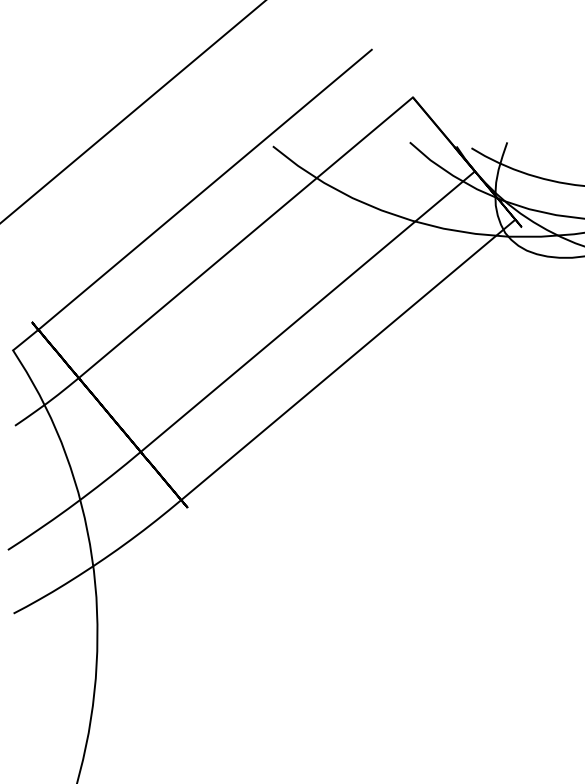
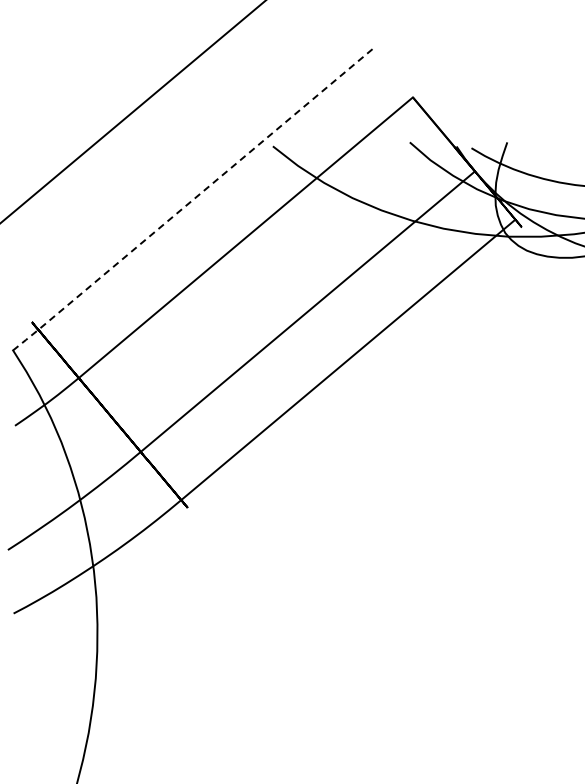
line: solid -> dashed (191, 201)
